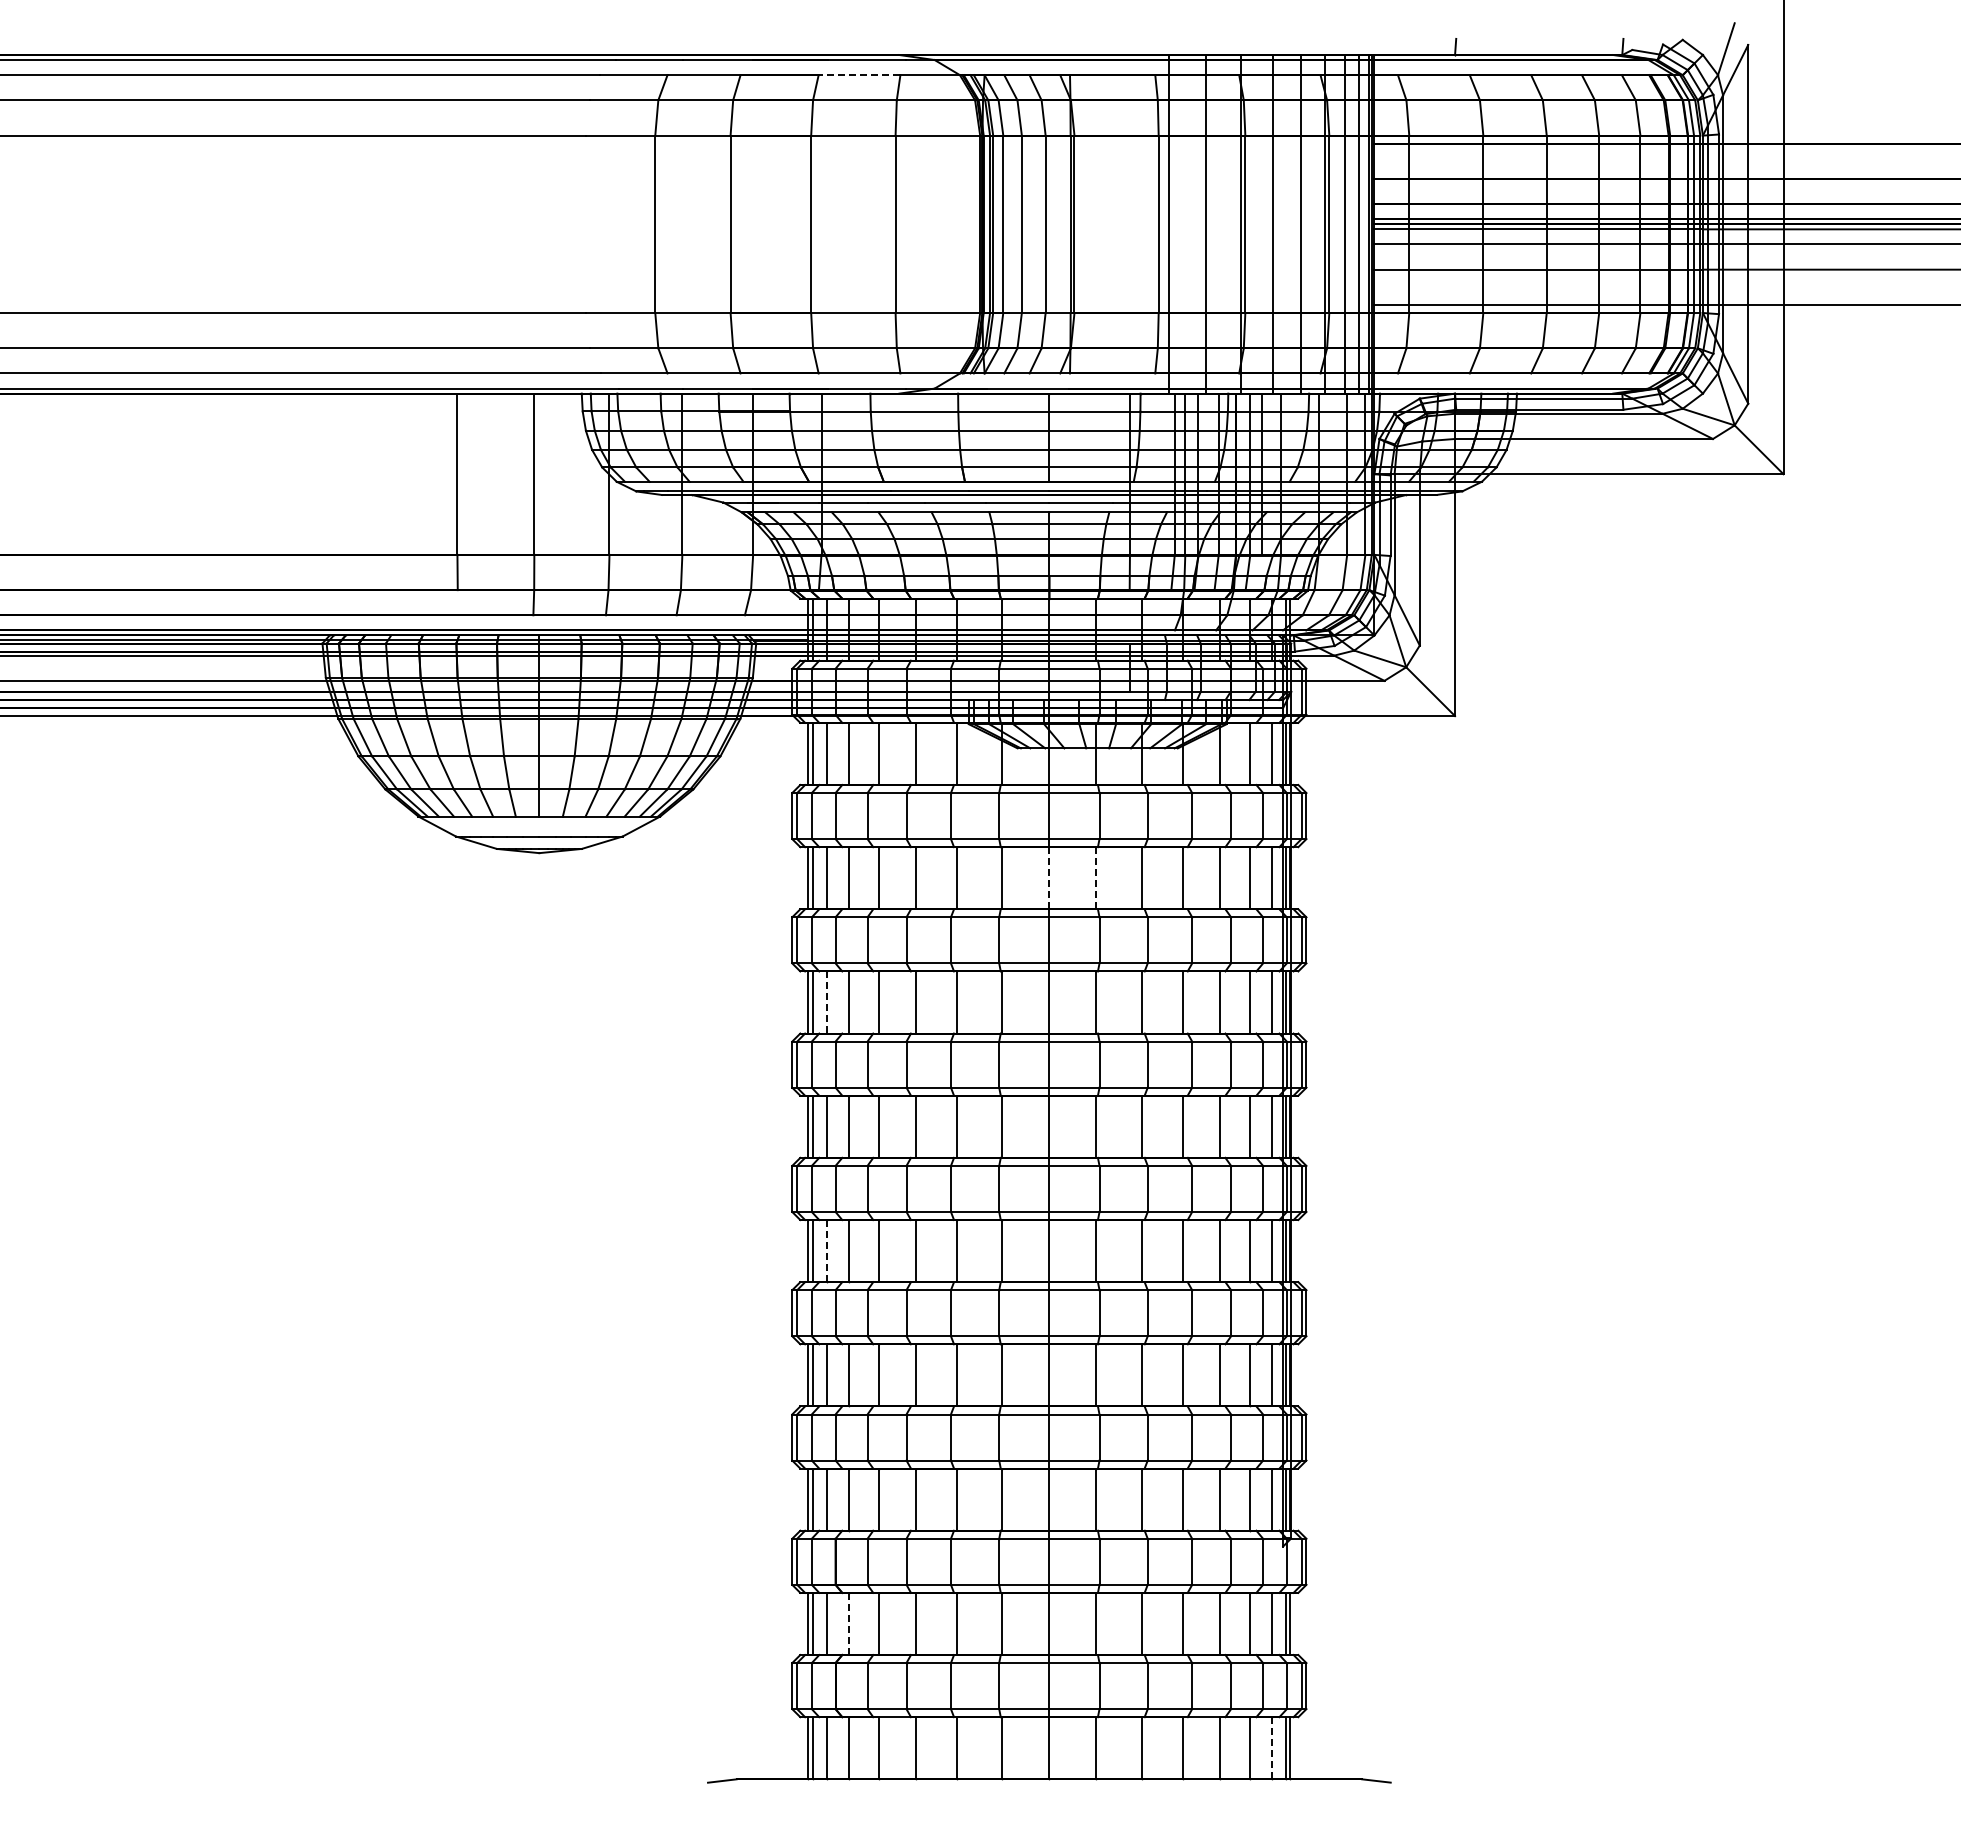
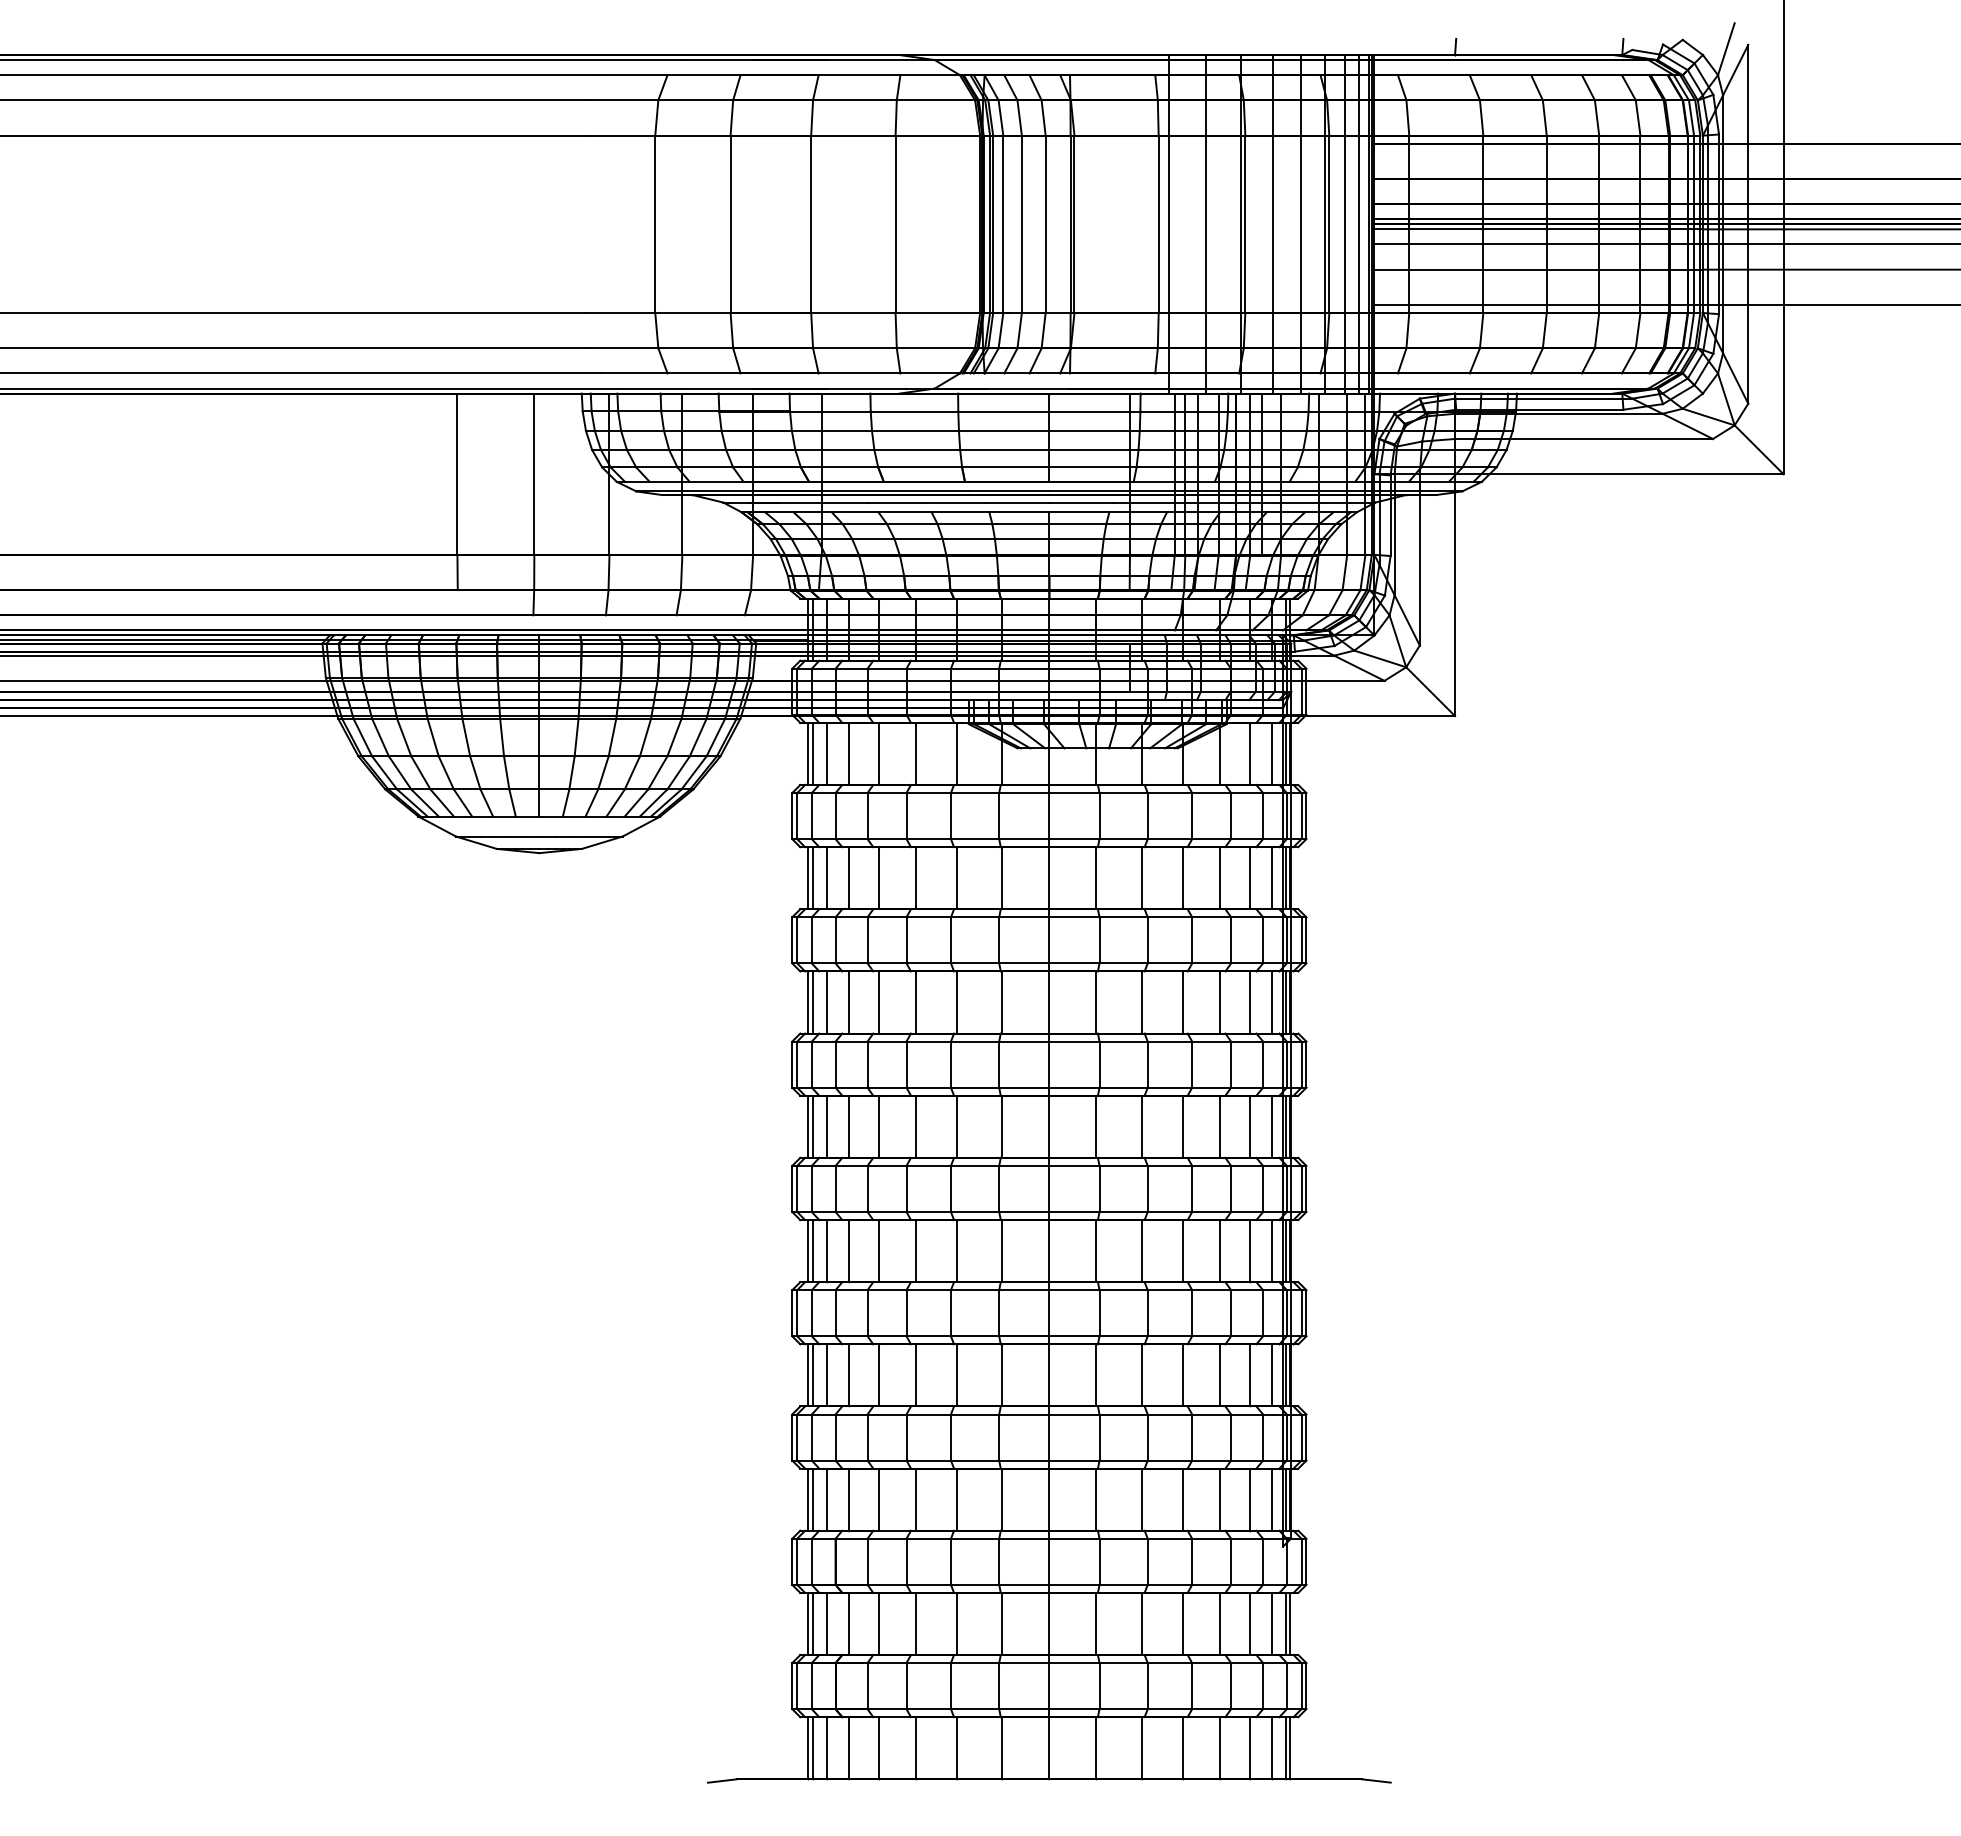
line: dashed -> solid (859, 75)
line: dashed -> solid (1049, 878)
line: dashed -> solid (1096, 878)
line: dashed -> solid (826, 1003)
line: dashed -> solid (826, 1250)
line: dashed -> solid (849, 1623)
line: dashed -> solid (1271, 1747)
